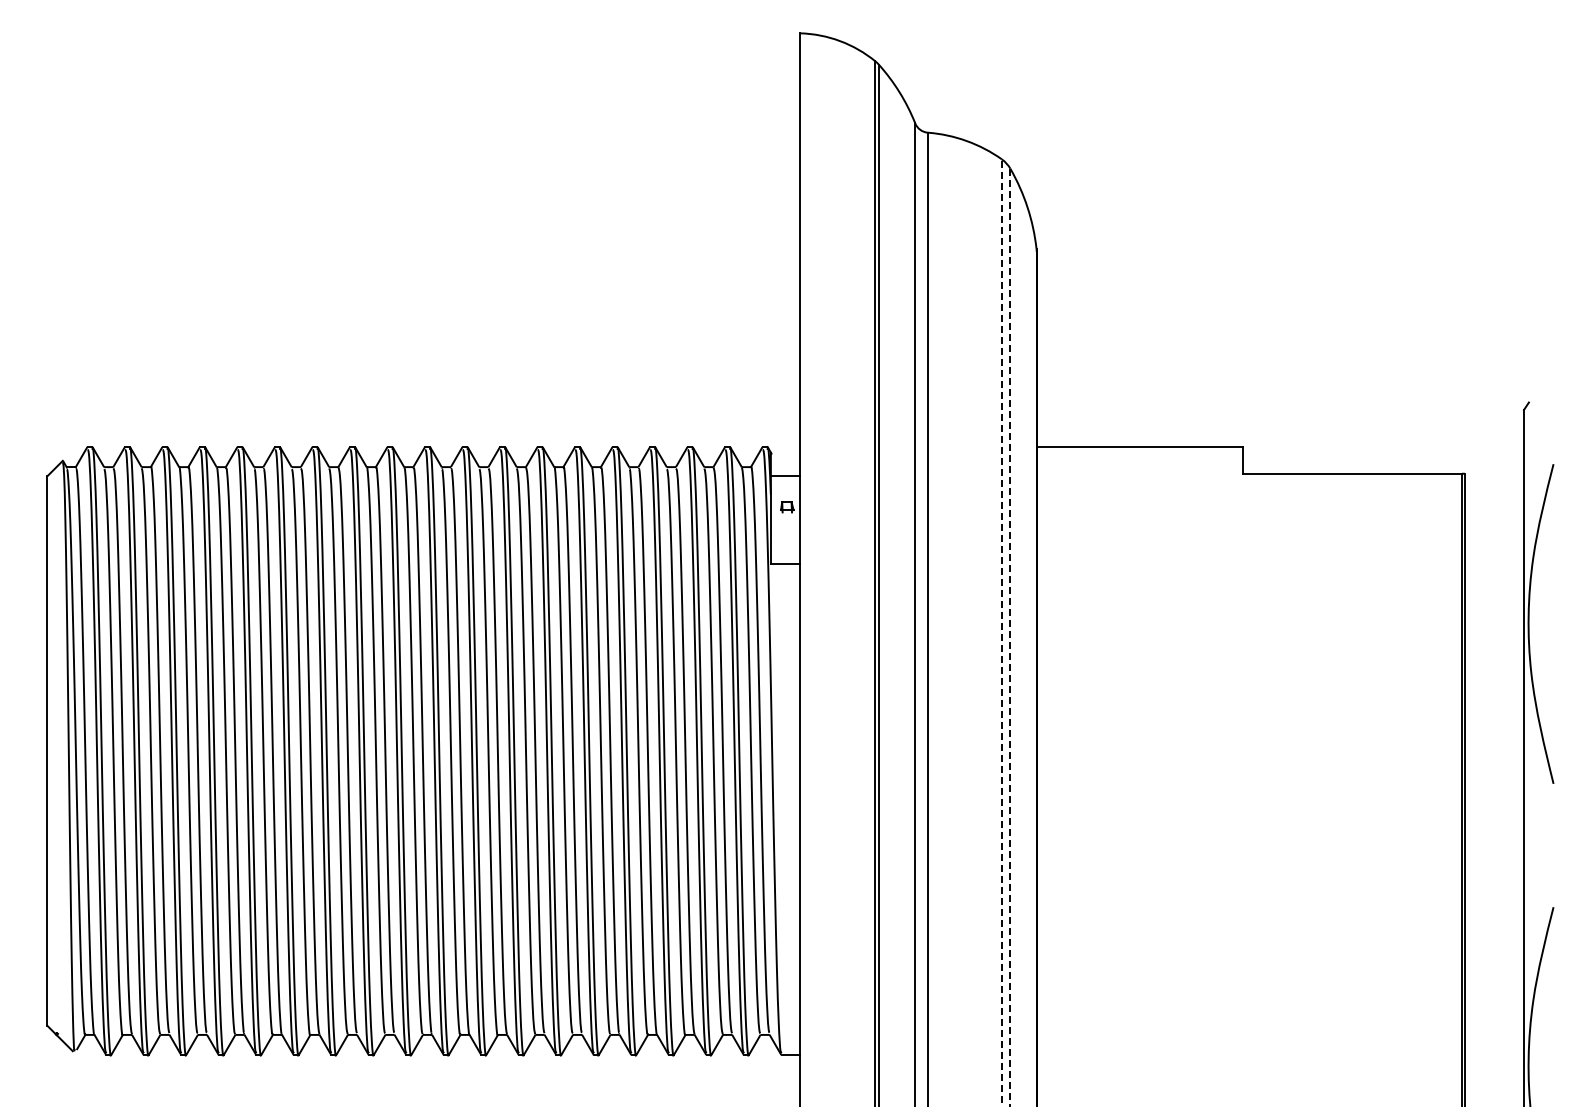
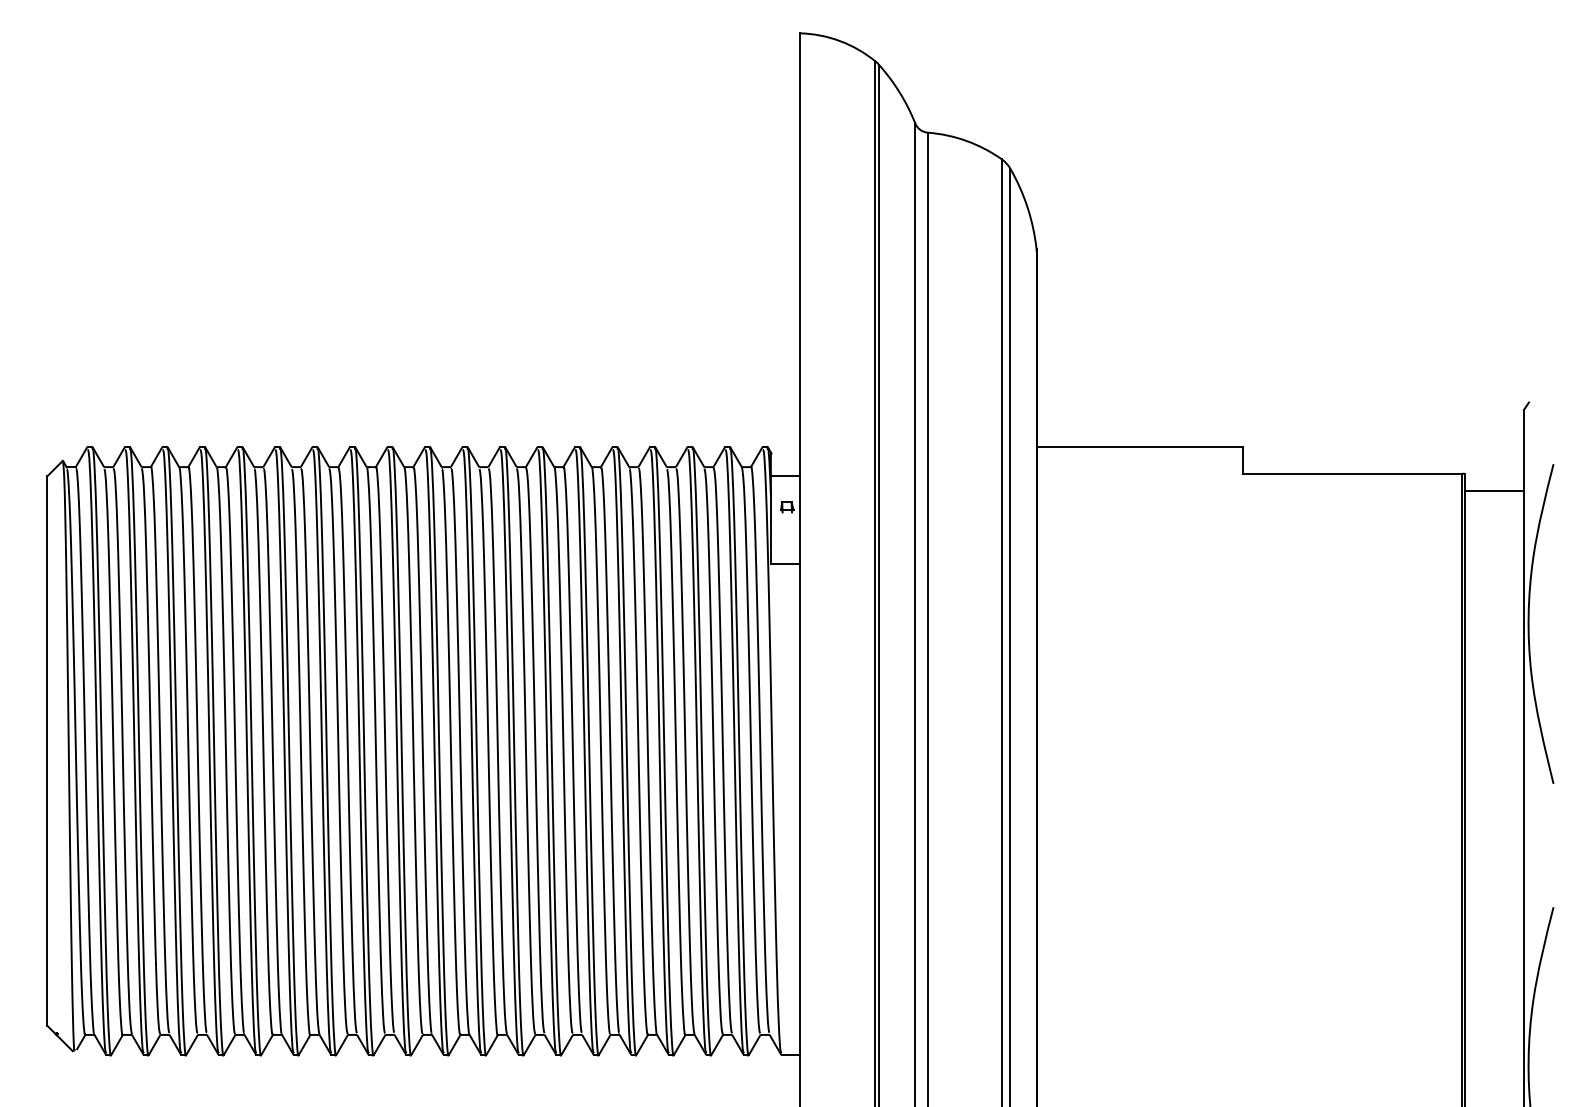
line: none -> present (1494, 491)
line: dashed -> solid (1001, 633)
line: dashed -> solid (1010, 637)
